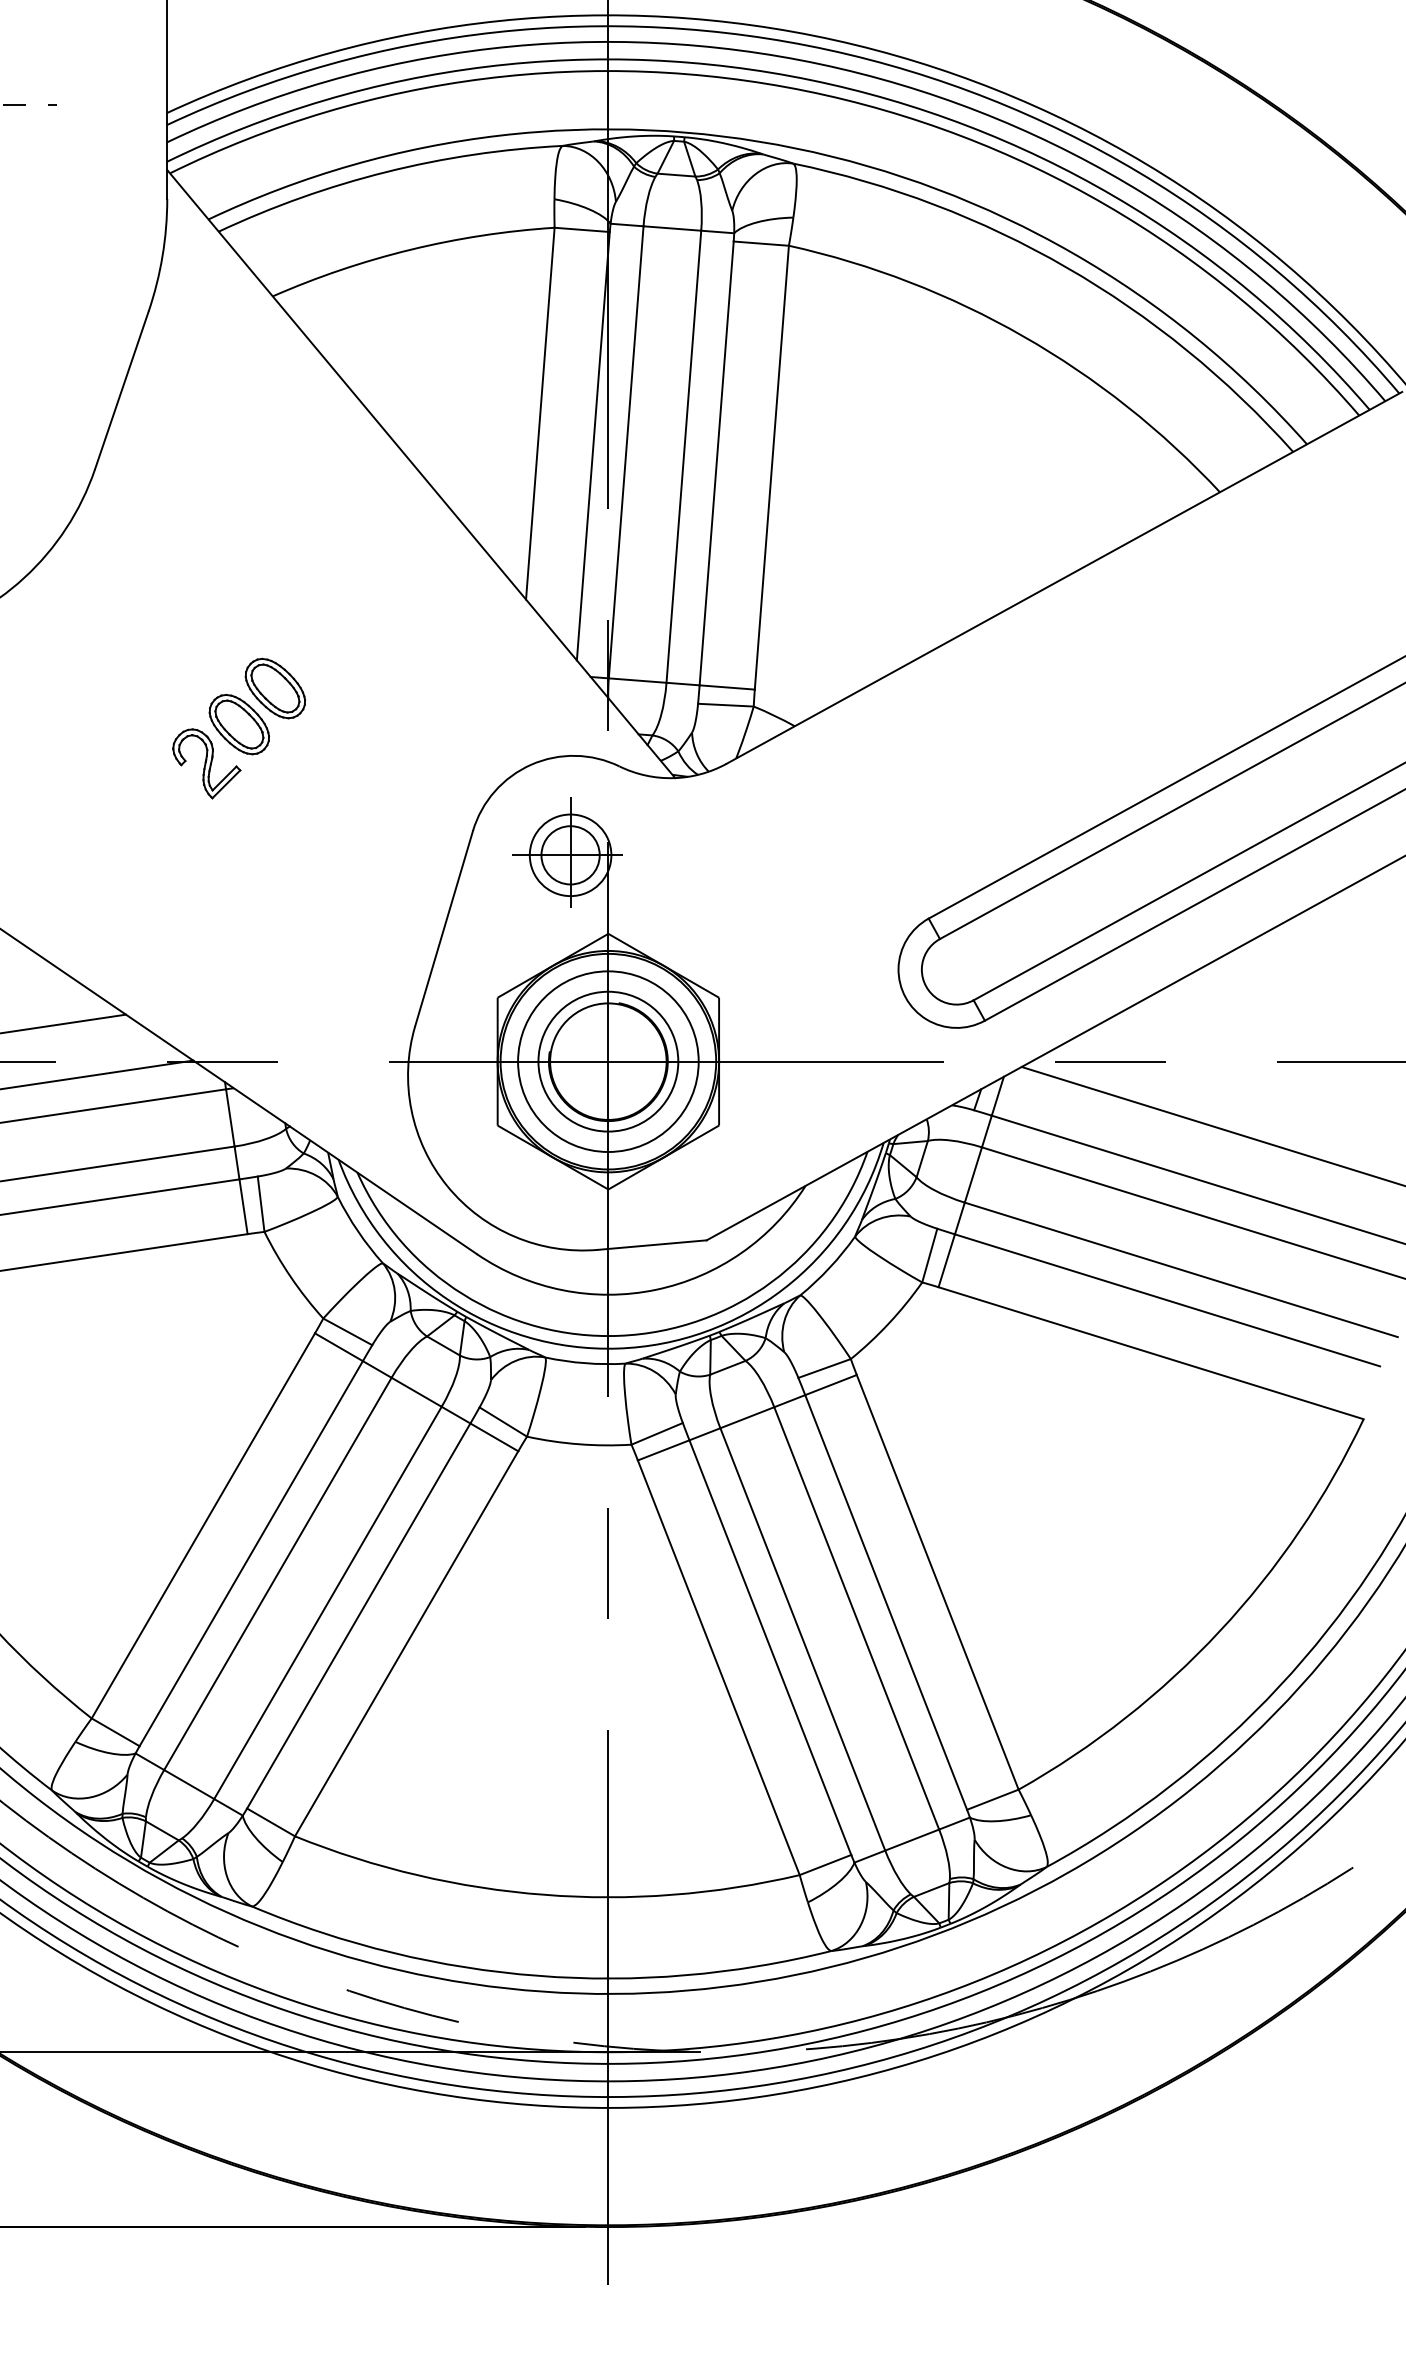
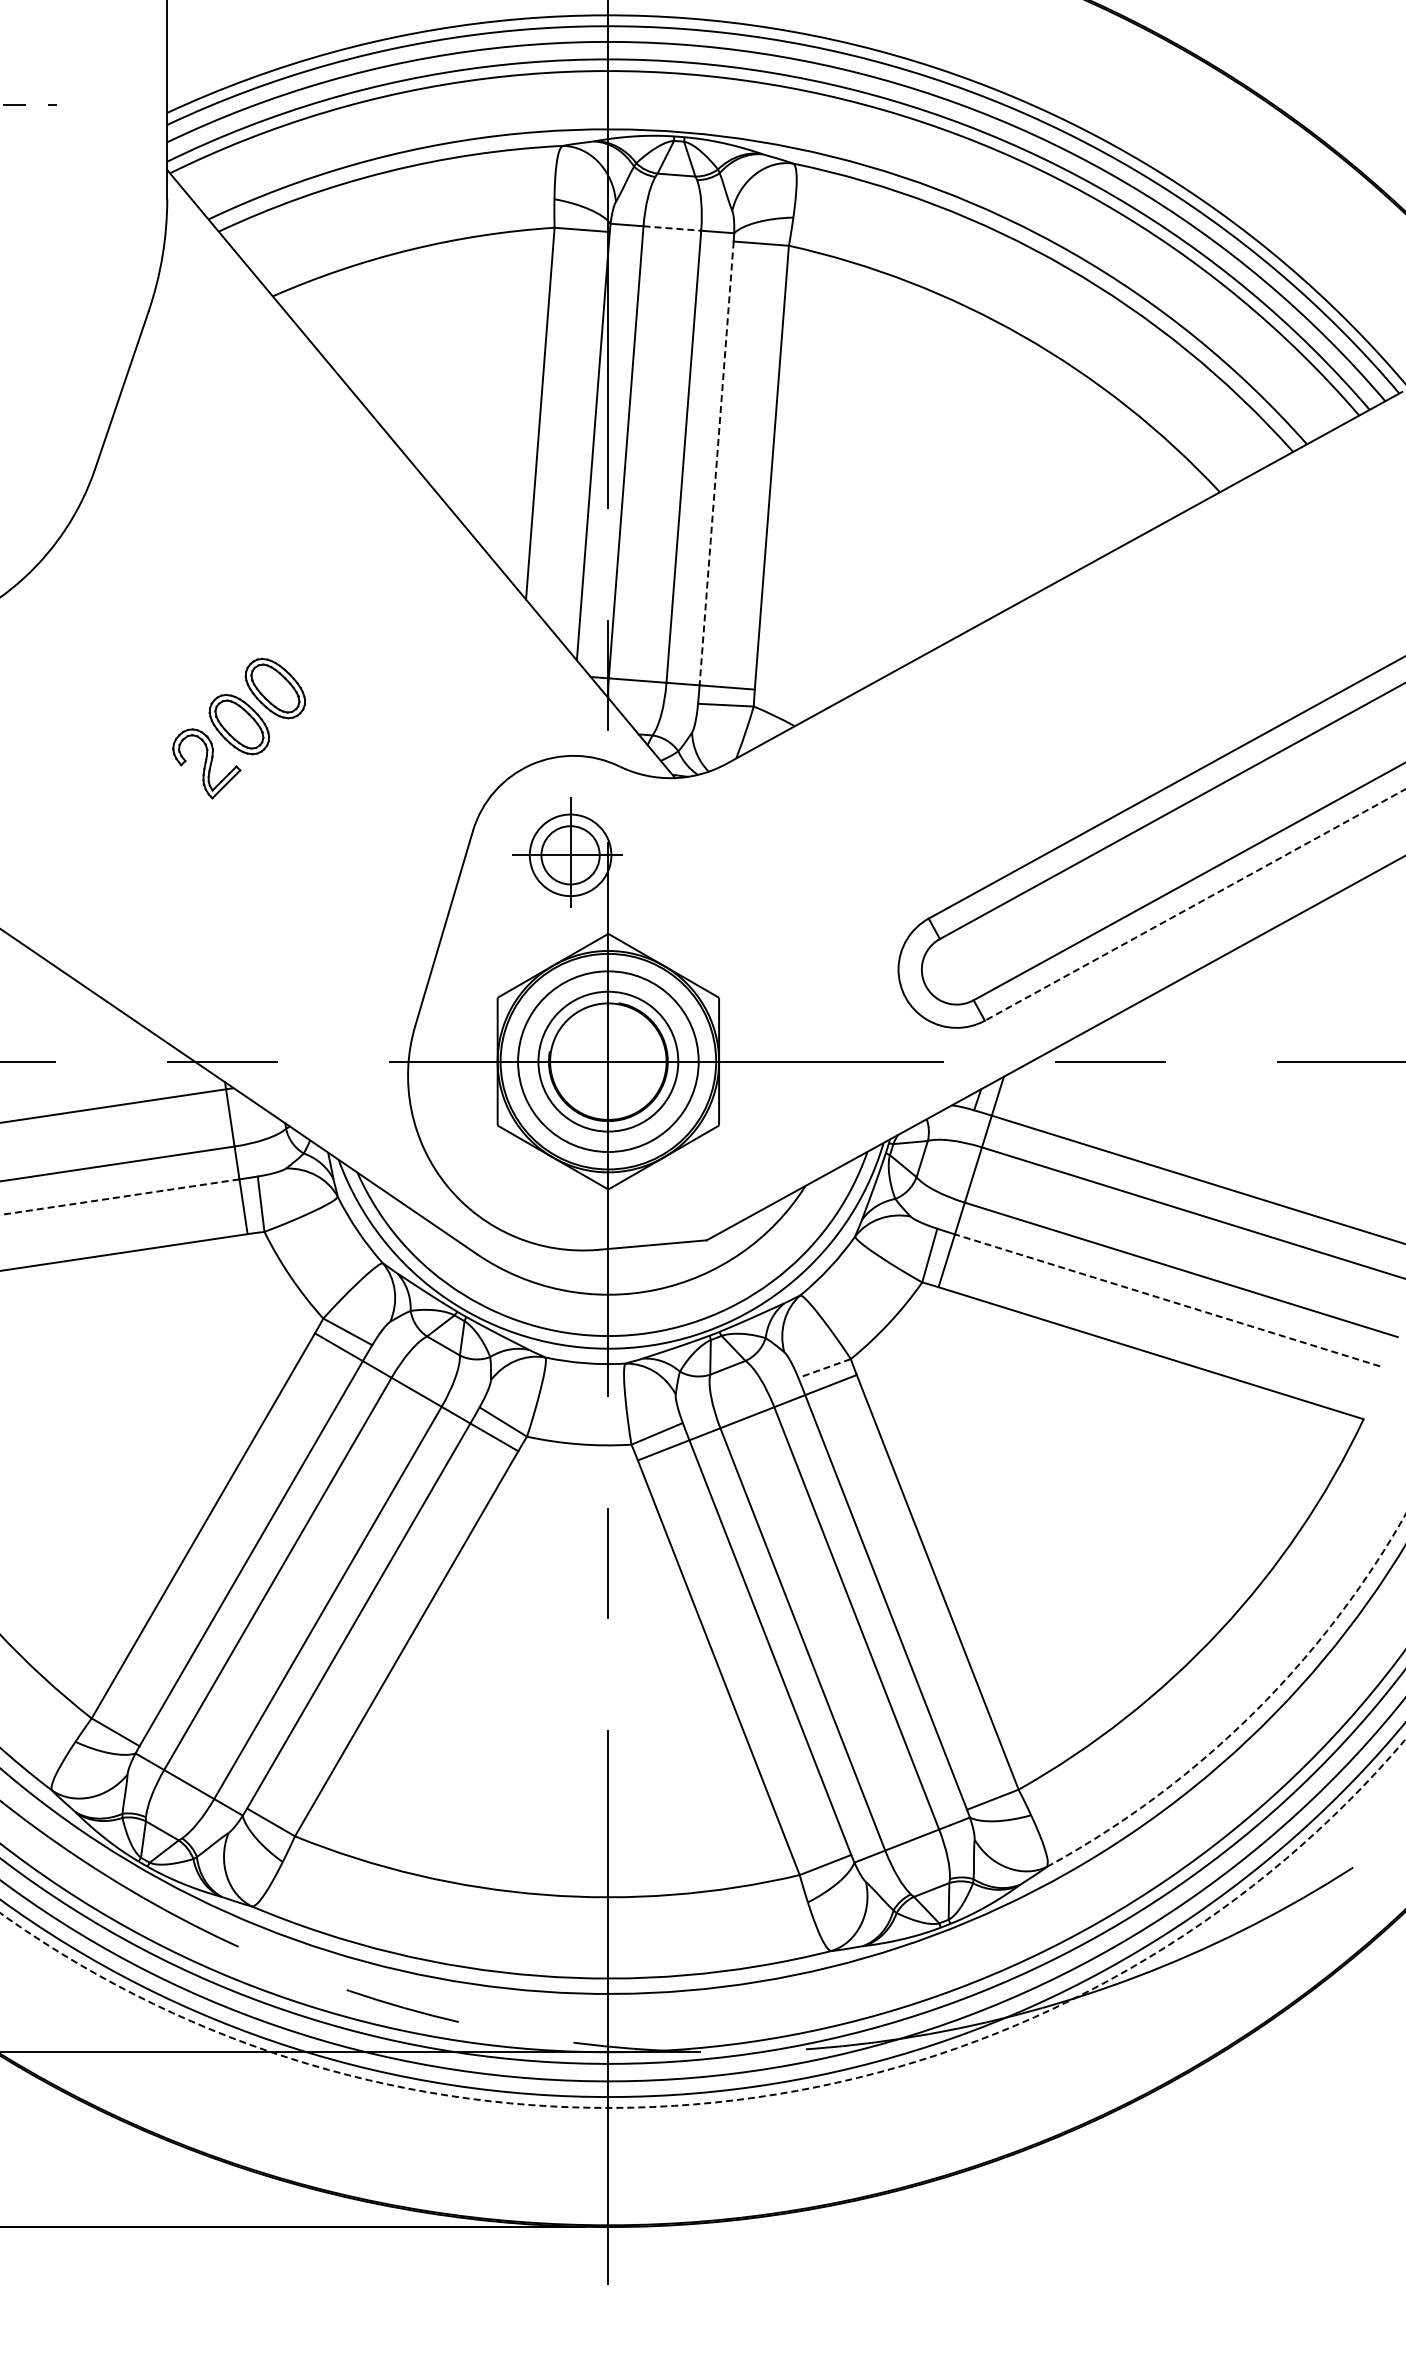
line: solid -> dashed (672, 228)
line: solid -> dashed (716, 463)
line: solid -> dashed (1195, 905)
line: present -> none (64, 1023)
line: present -> none (97, 1074)
line: present -> none (1211, 1125)
line: solid -> dashed (120, 1197)
line: solid -> dashed (1167, 1300)
line: solid -> dashed (824, 1368)
arc: solid -> dashed (1250, 1715)
arc: solid -> dashed (736, 2100)
